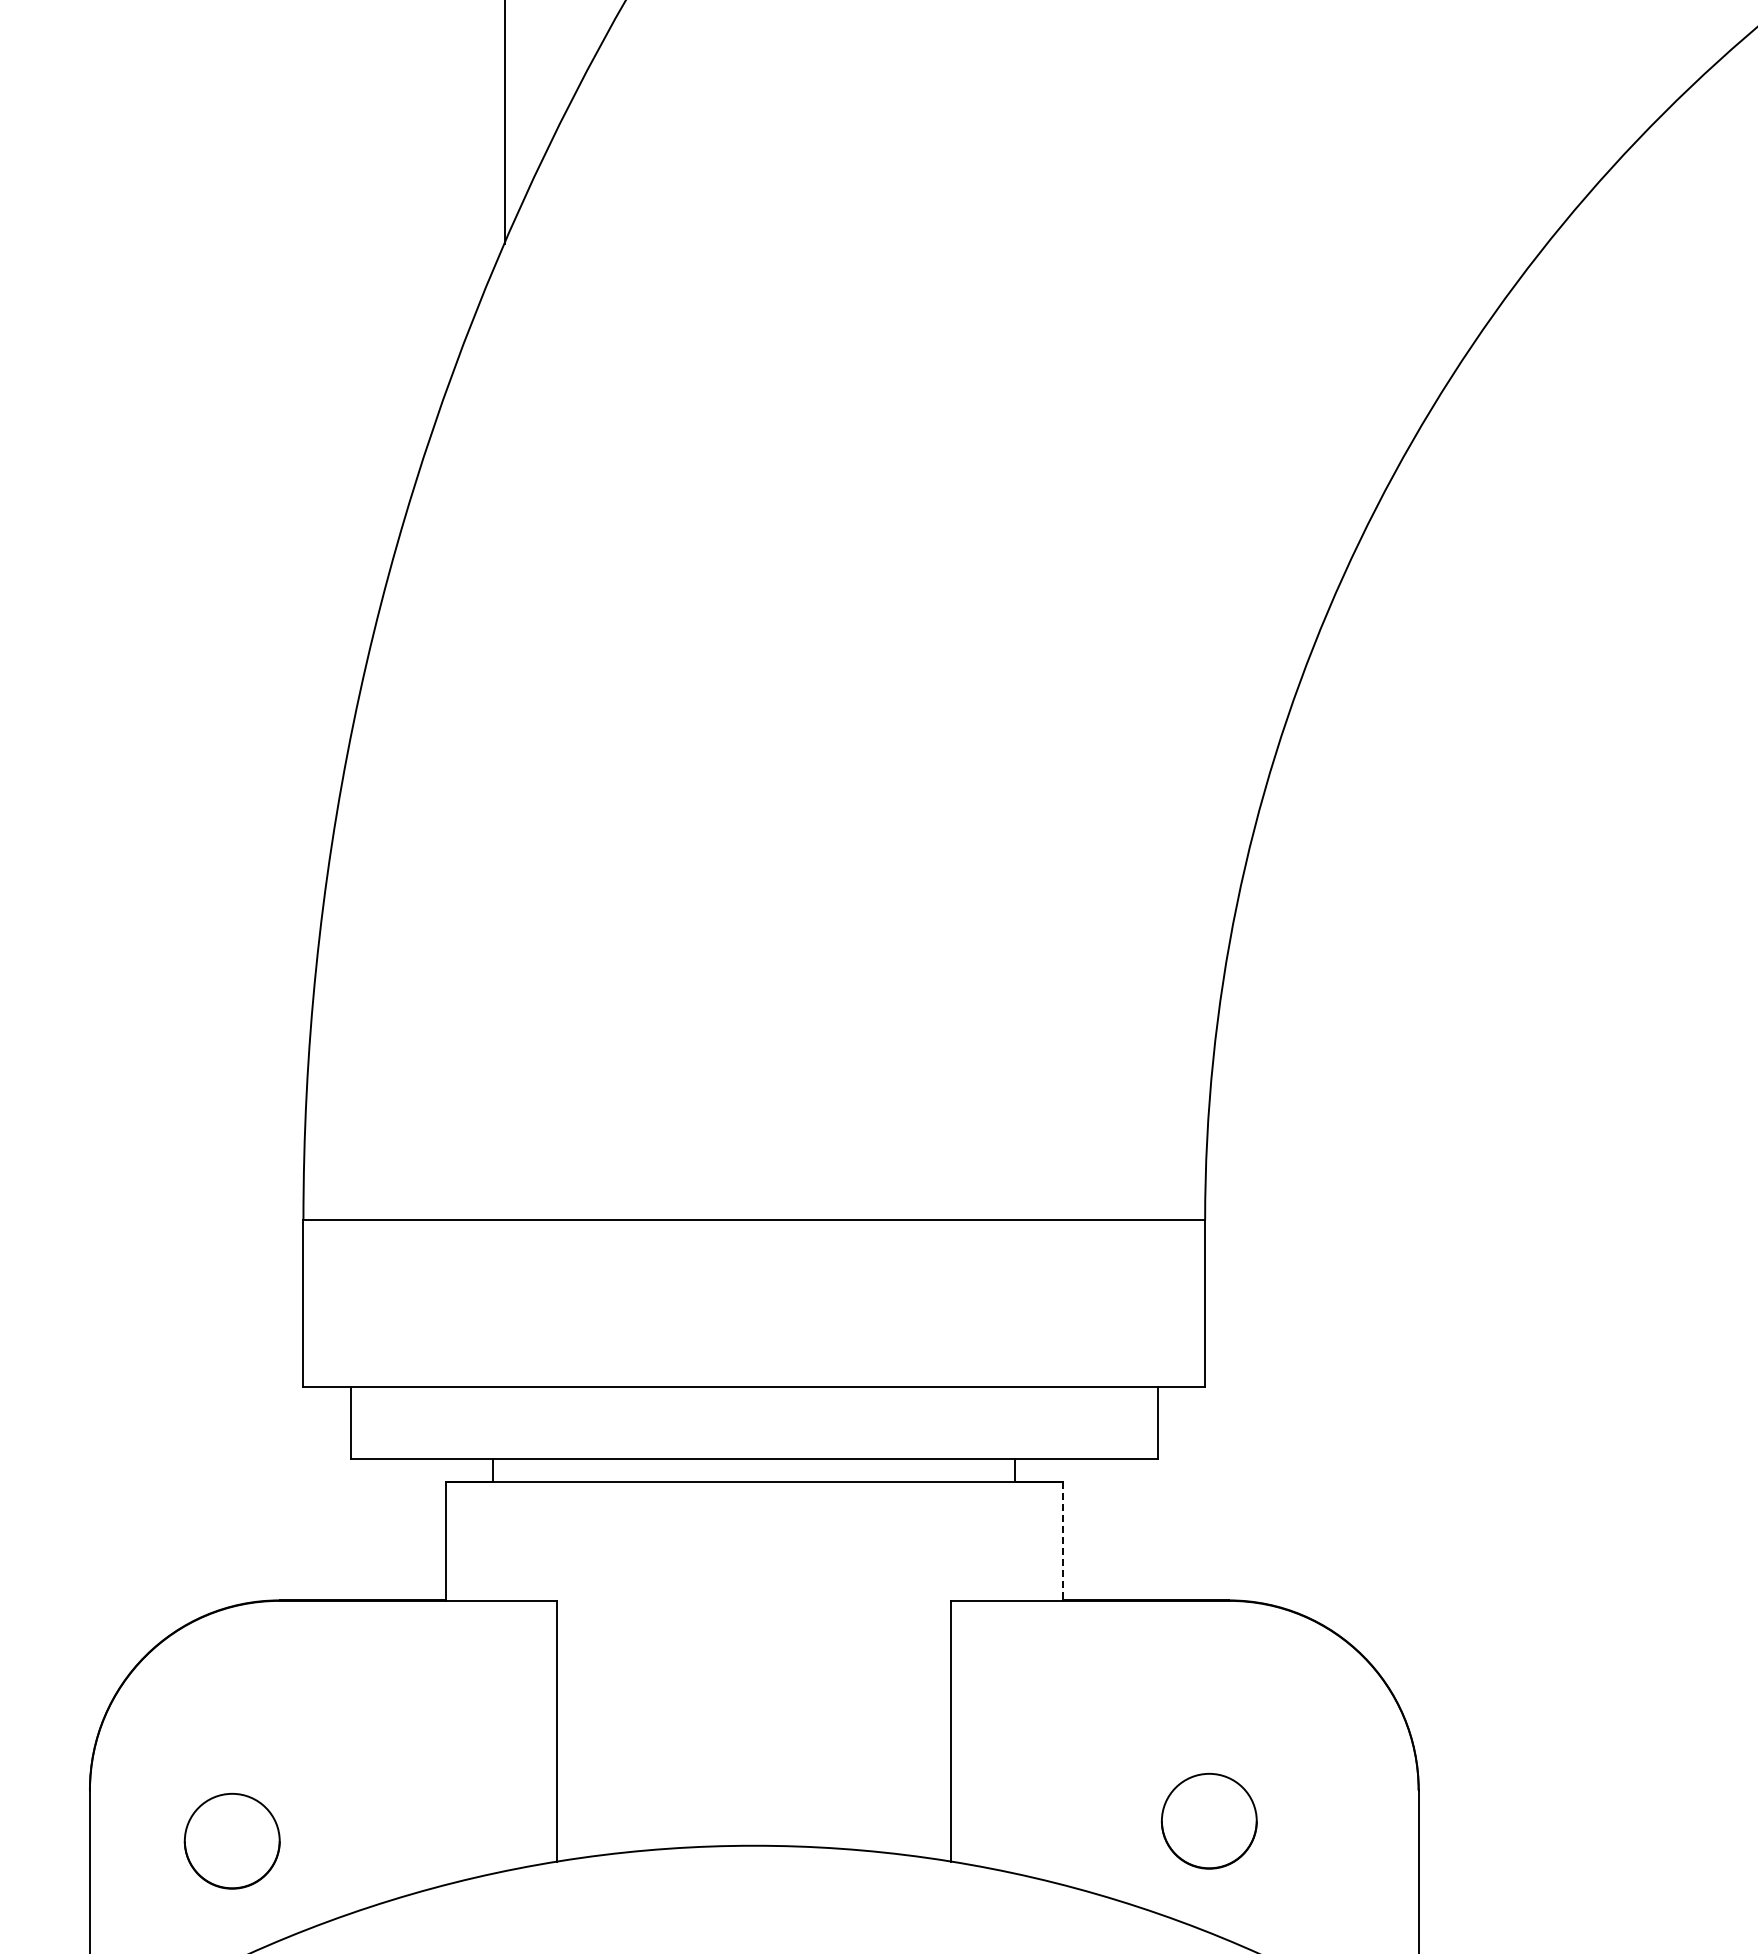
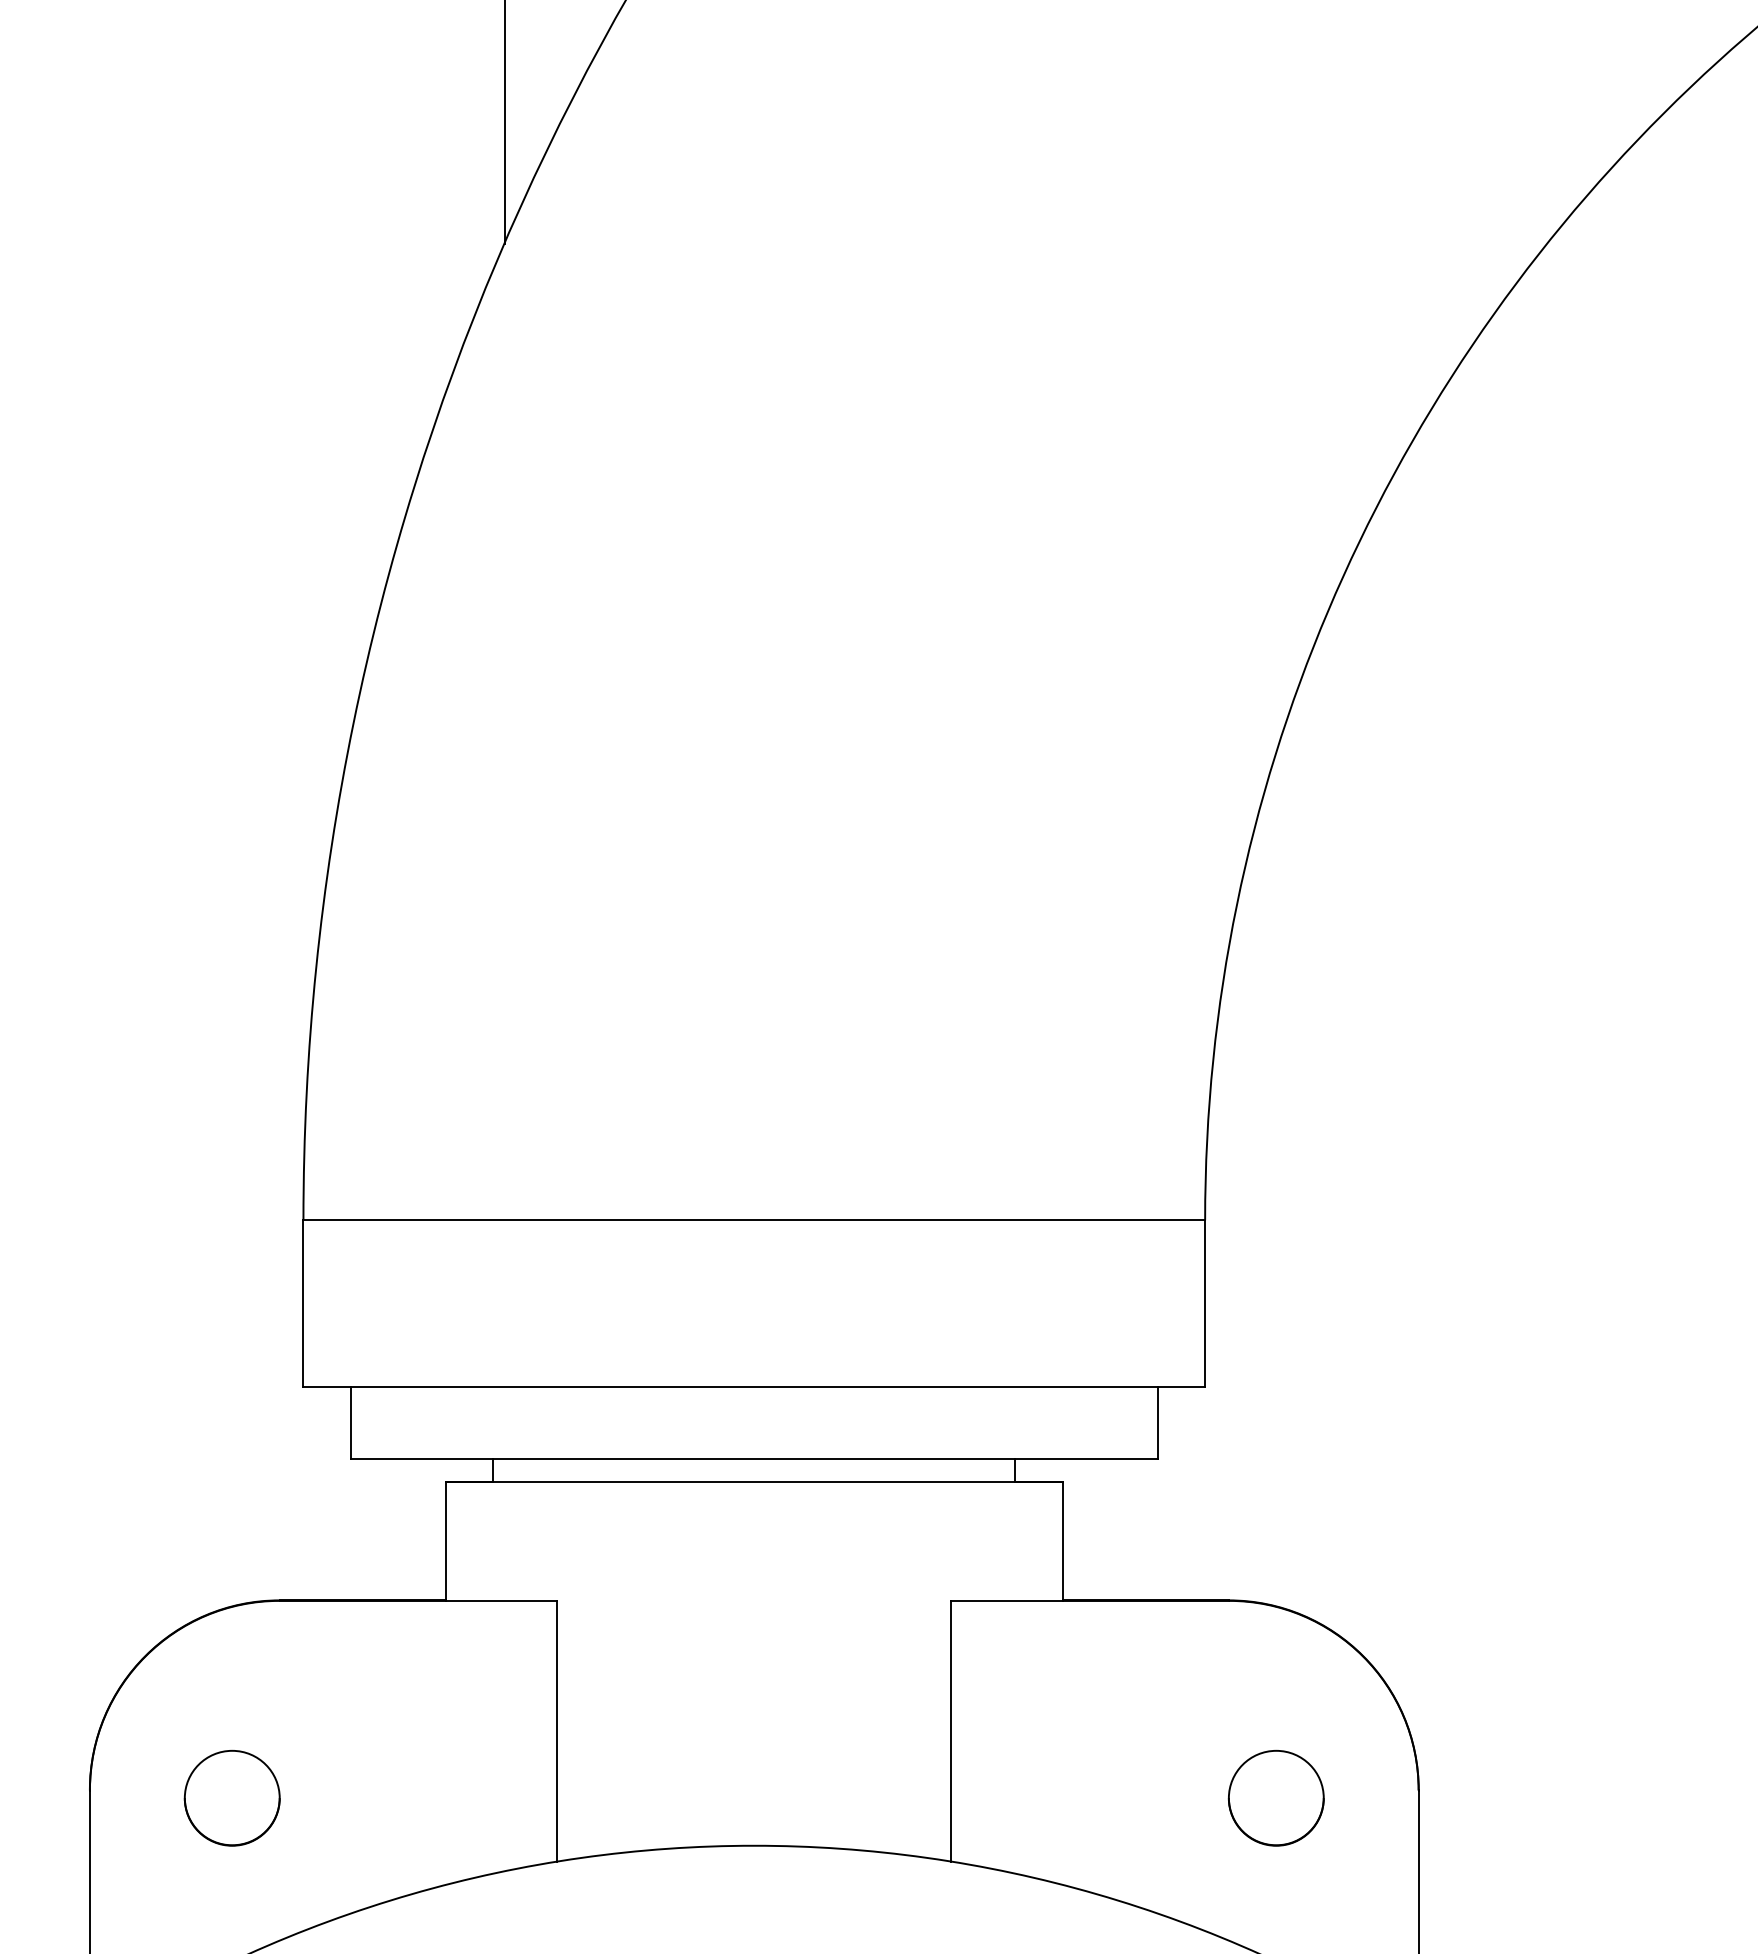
line: dashed -> solid (1062, 1542)
part position: (1208, 1820) -> (1275, 1797) (1275, 1797)
part position: (231, 1841) -> (231, 1798) (231, 1798)
